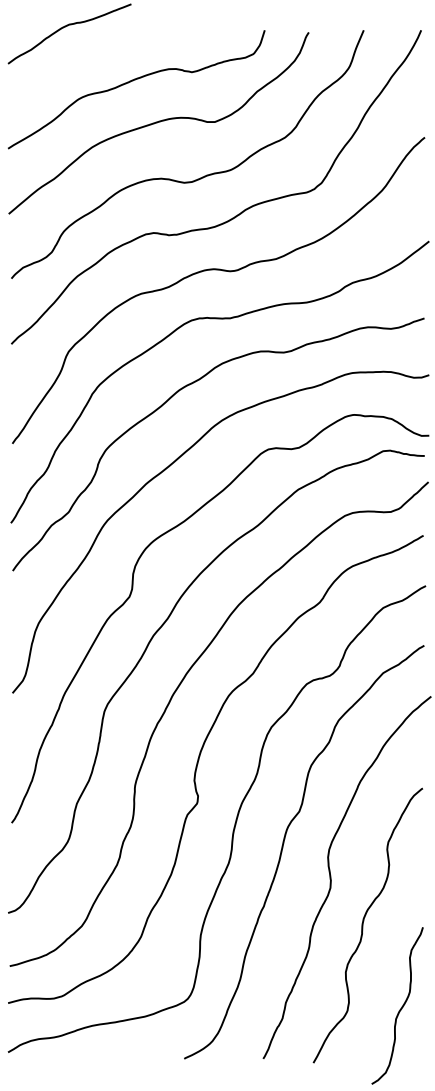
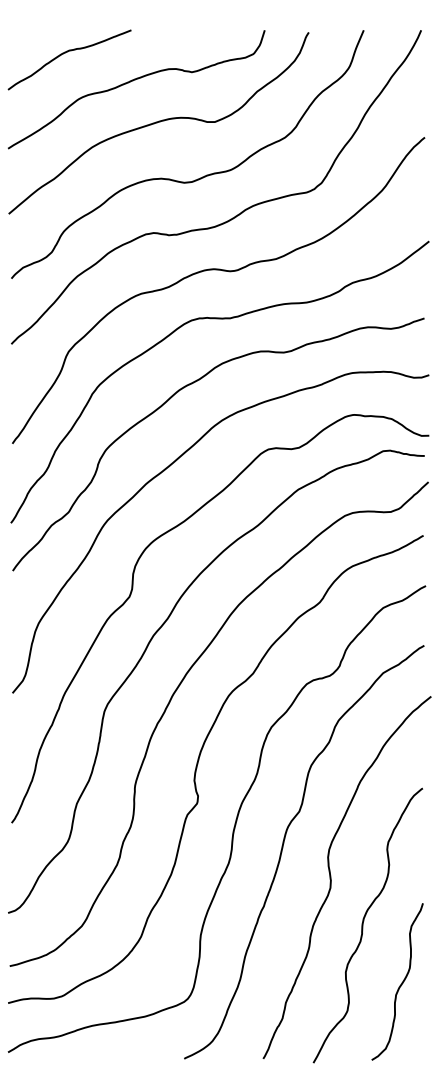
curve position: (65, 27) -> (65, 53) (65, 53)
curve position: (401, 1006) -> (401, 982) (401, 982)
